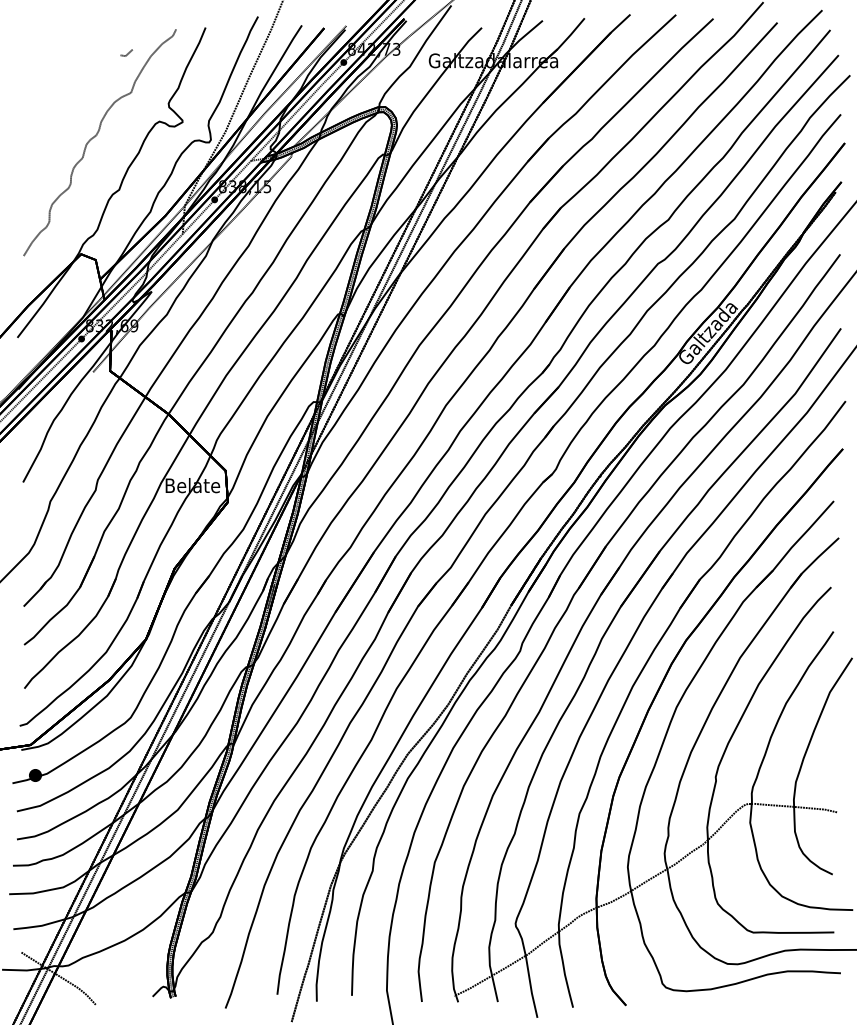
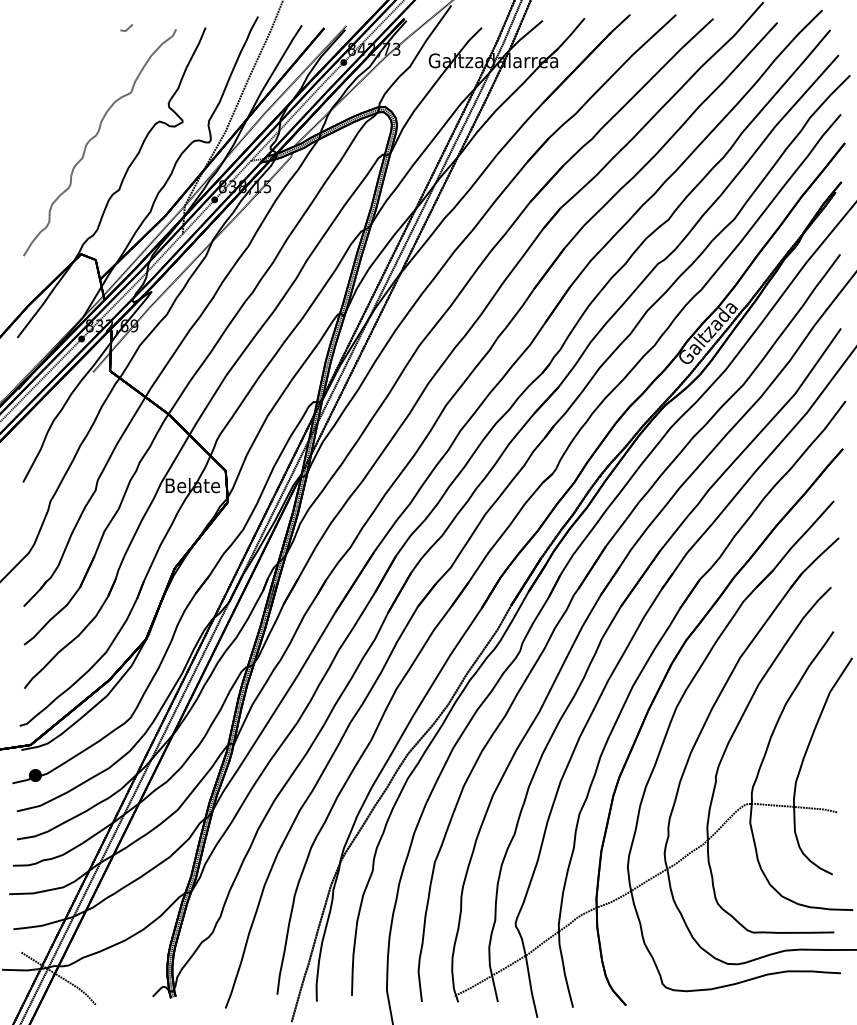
line position: (127, 53) -> (127, 28) (127, 28)
